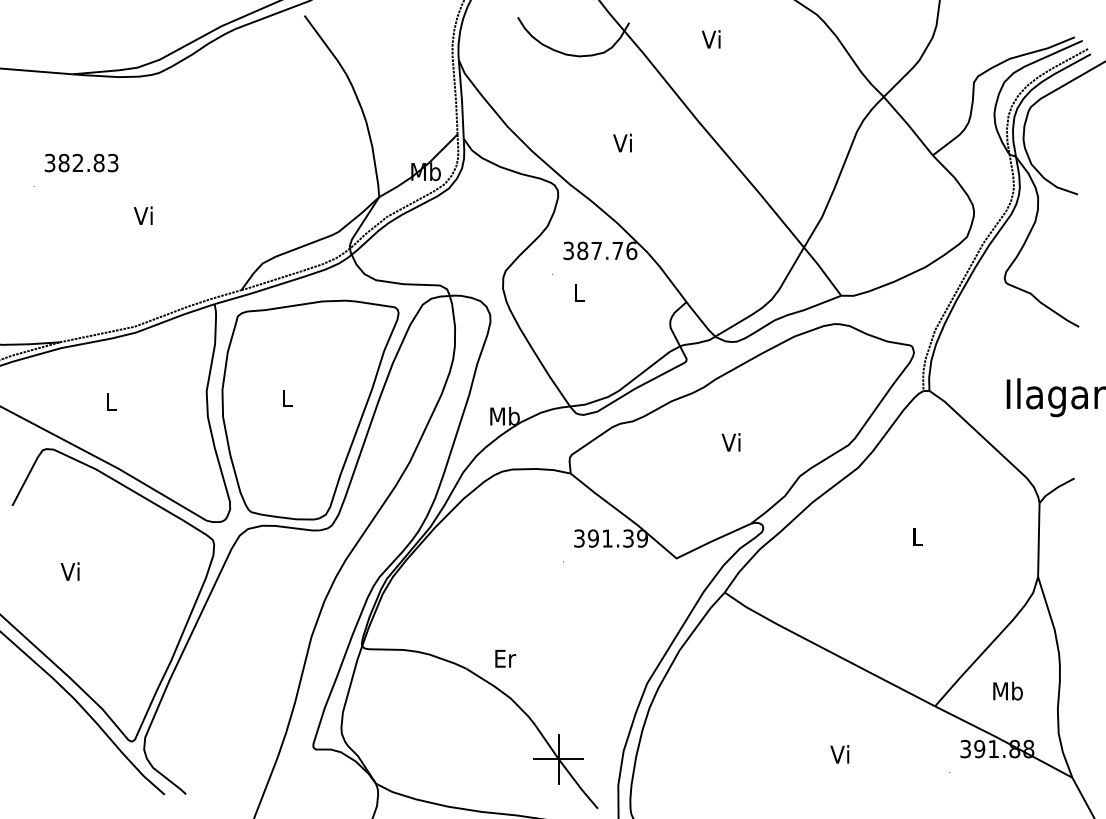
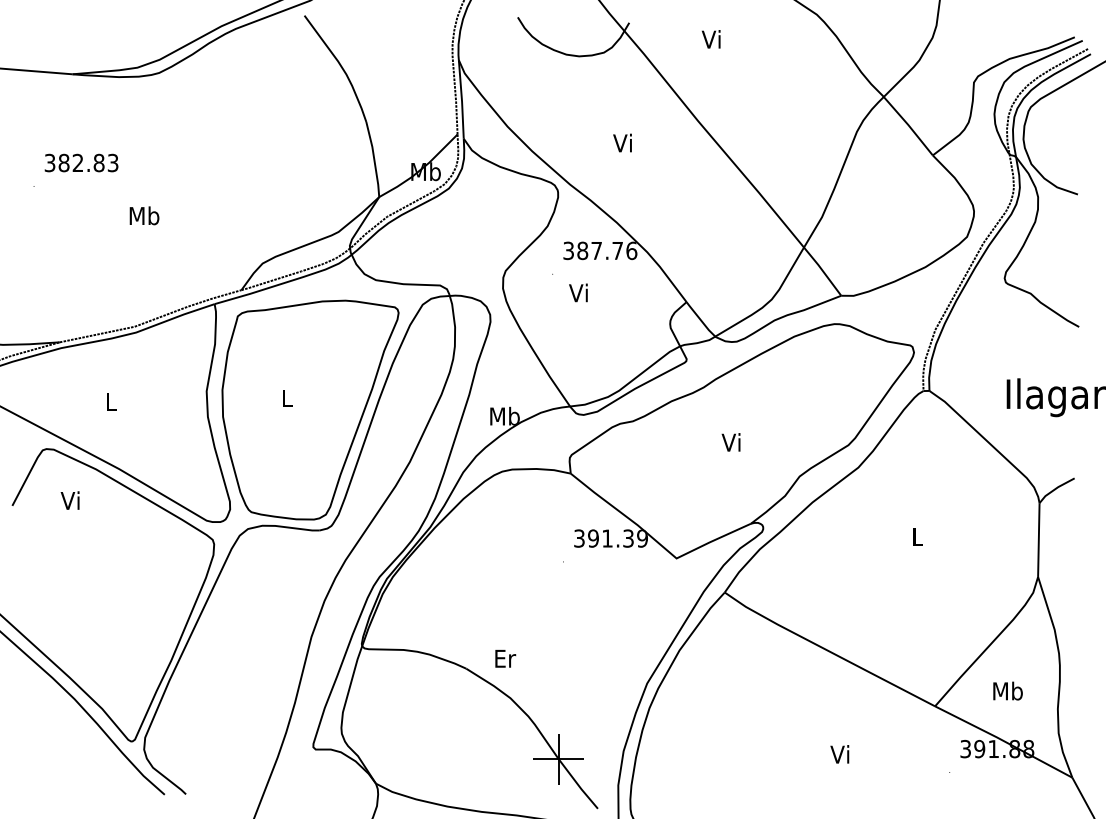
text: Vi -> Mb (144, 215)
text: L -> Vi (578, 292)
text position: (69, 571) -> (69, 500) (69, 500)
